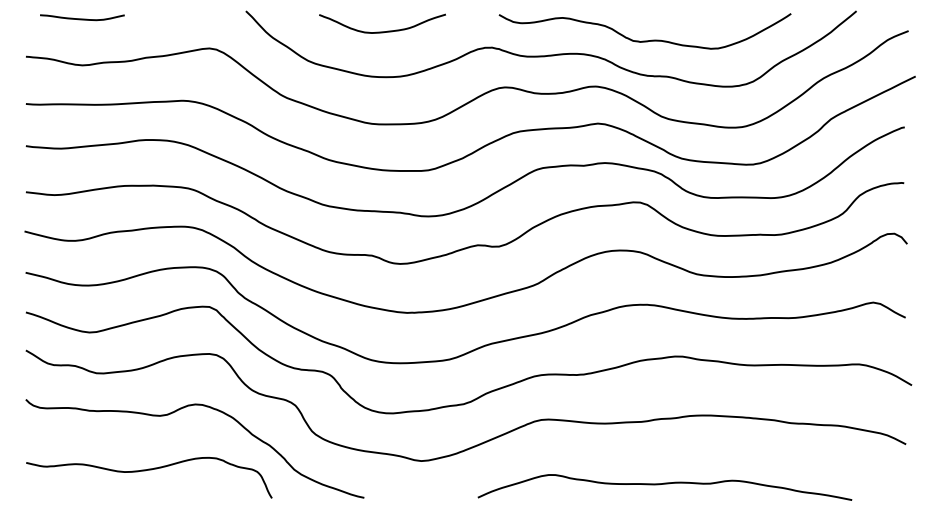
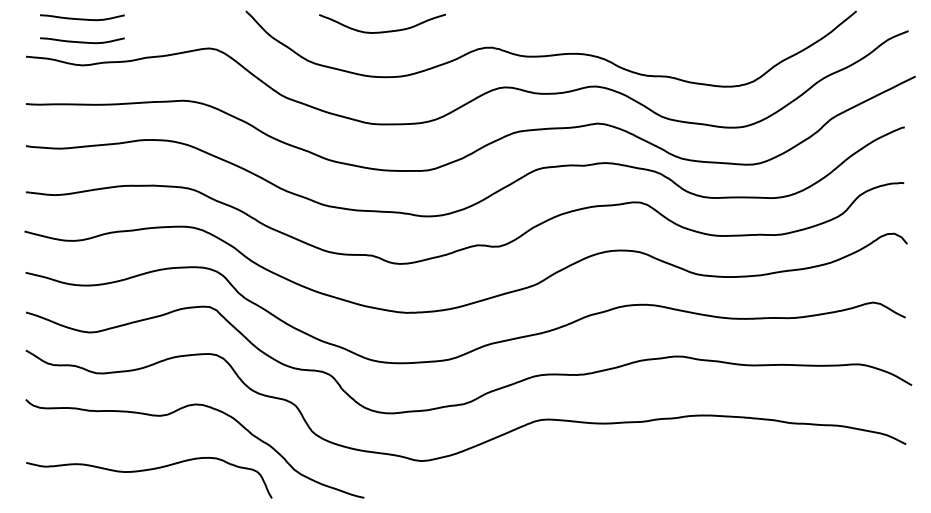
curve: present -> none (644, 40)
curve: none -> present (82, 41)
curve: present -> none (664, 484)
